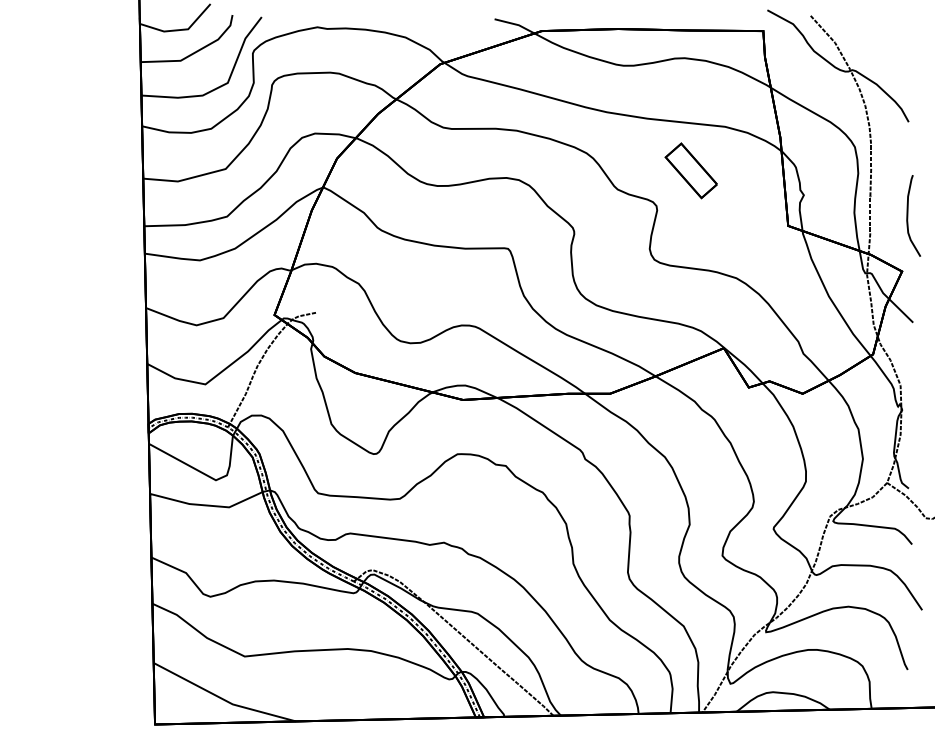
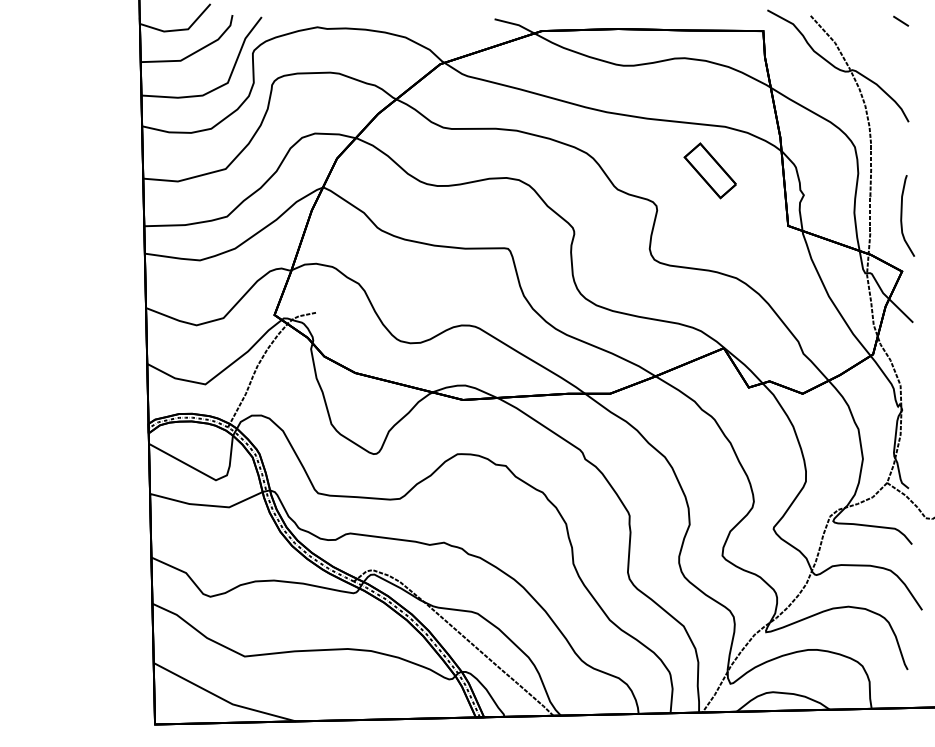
line: none -> present (901, 20)
part position: (690, 170) -> (709, 170) (709, 170)
curve position: (908, 215) -> (902, 215) (902, 215)
